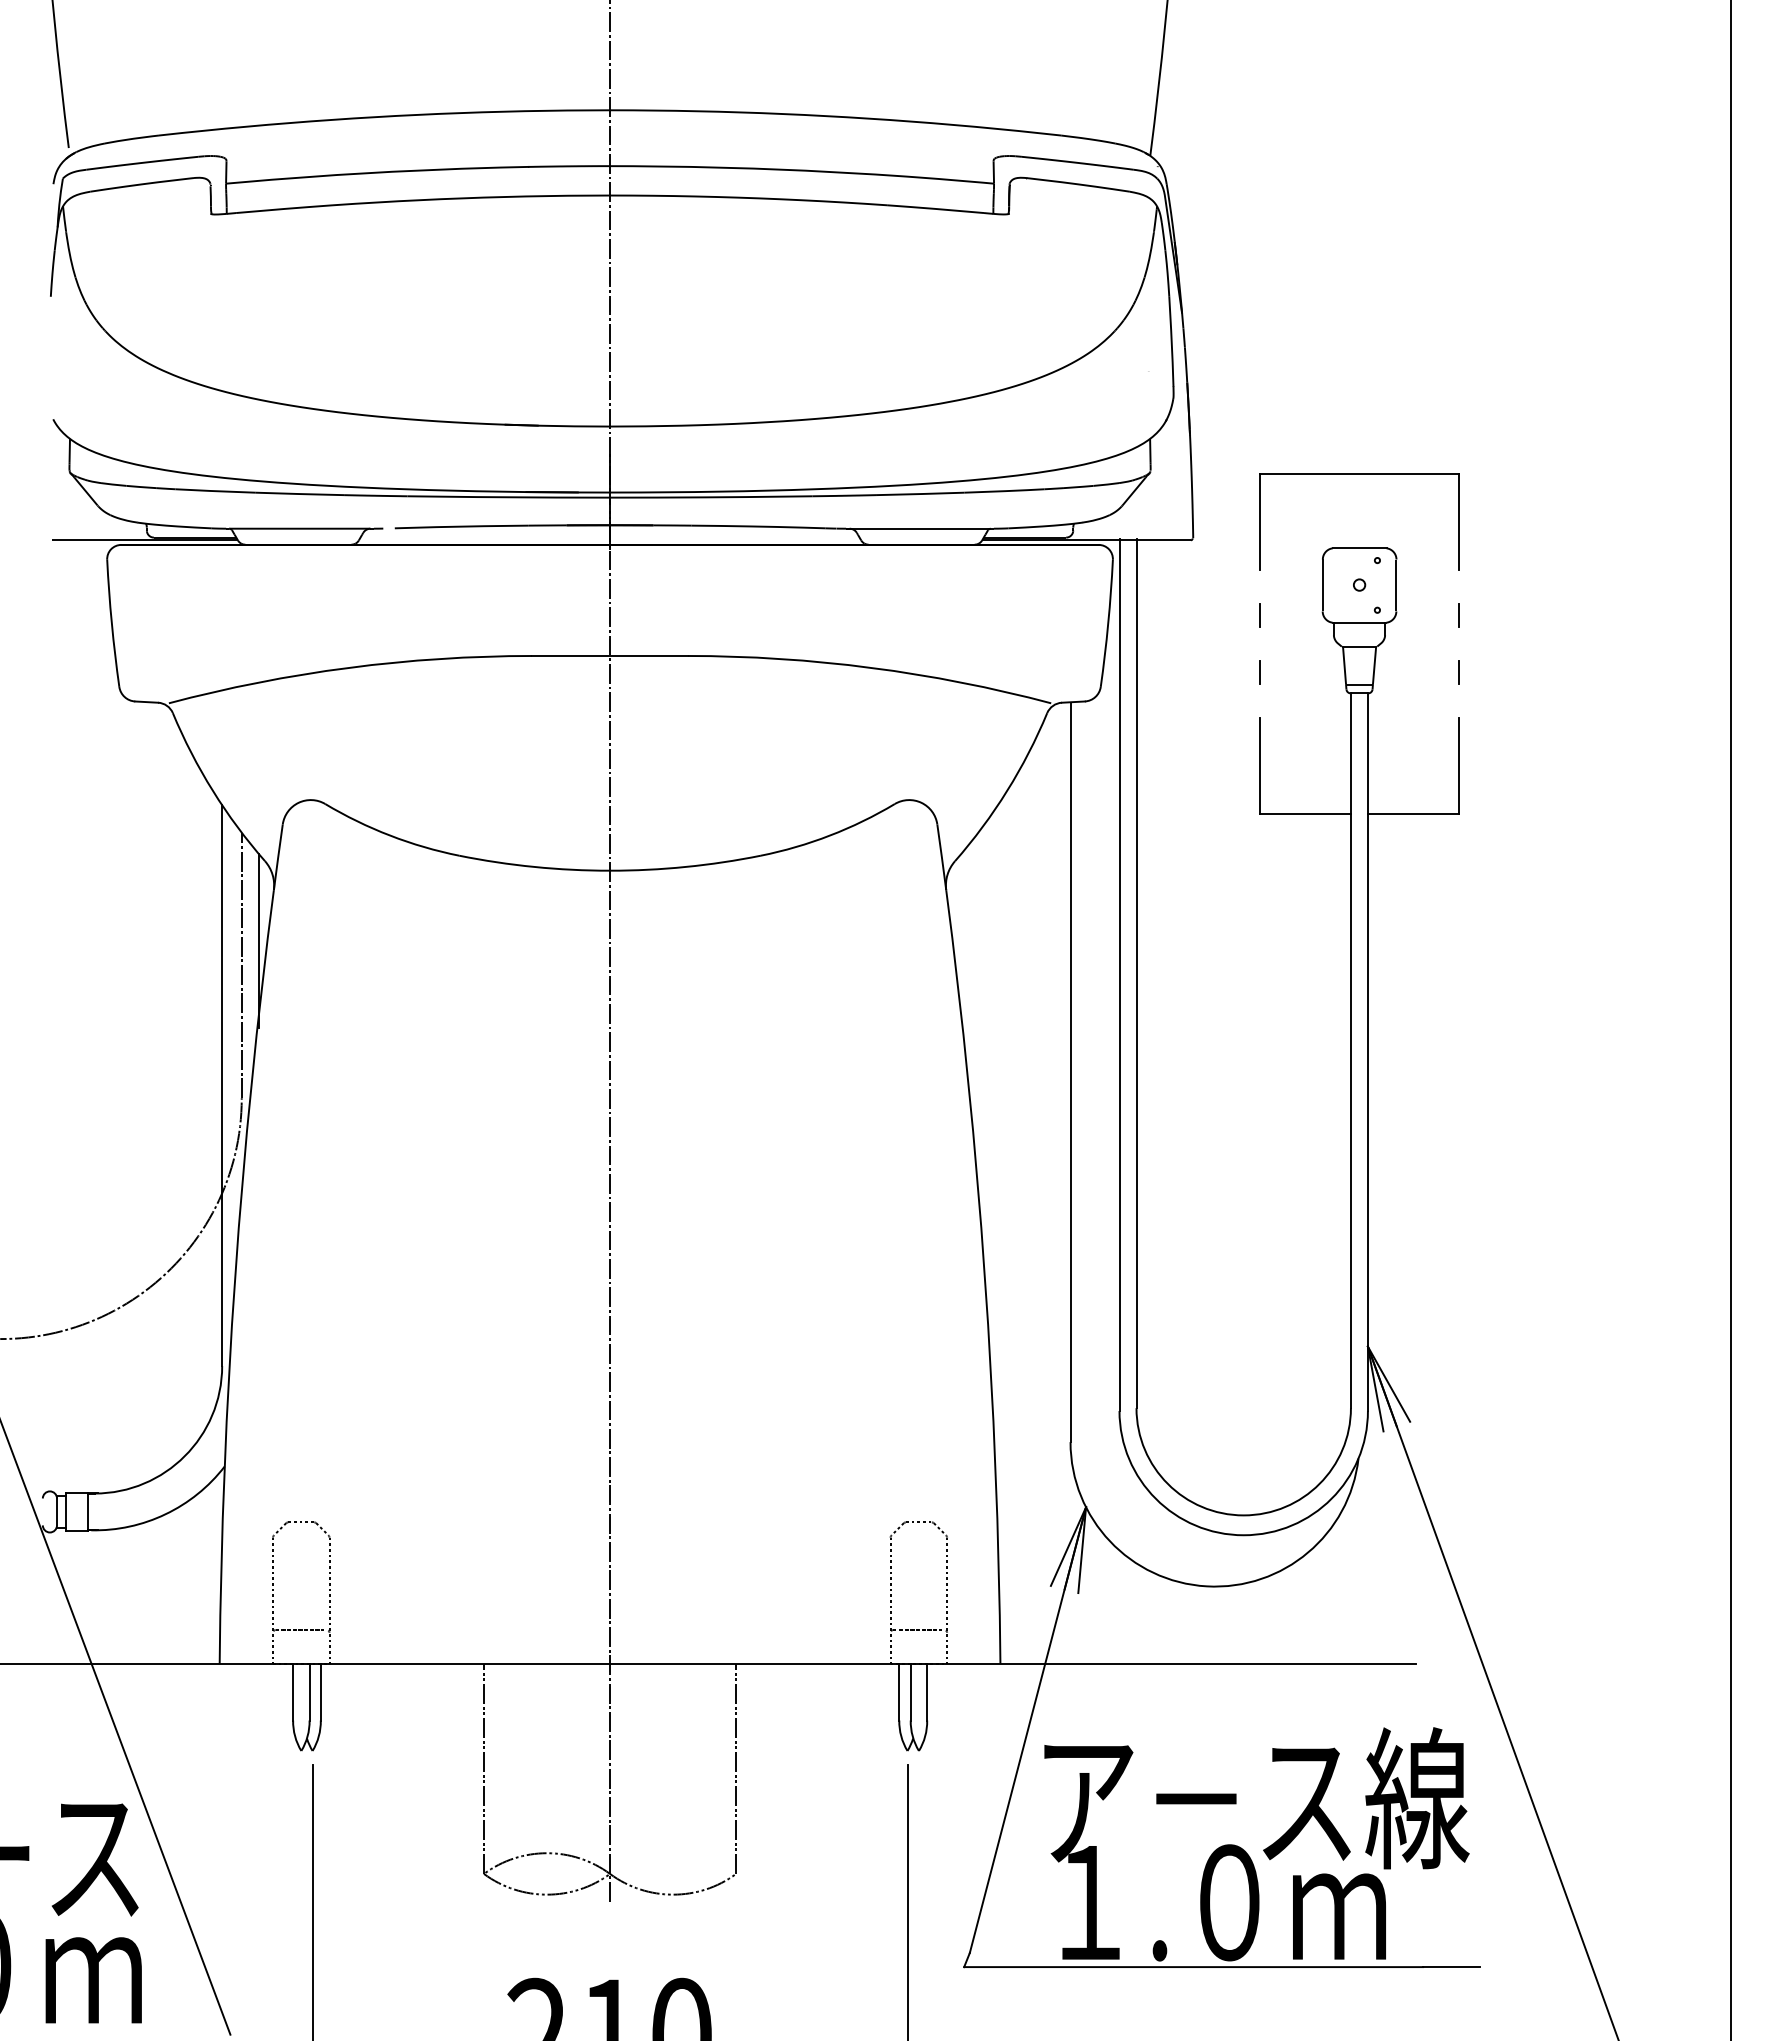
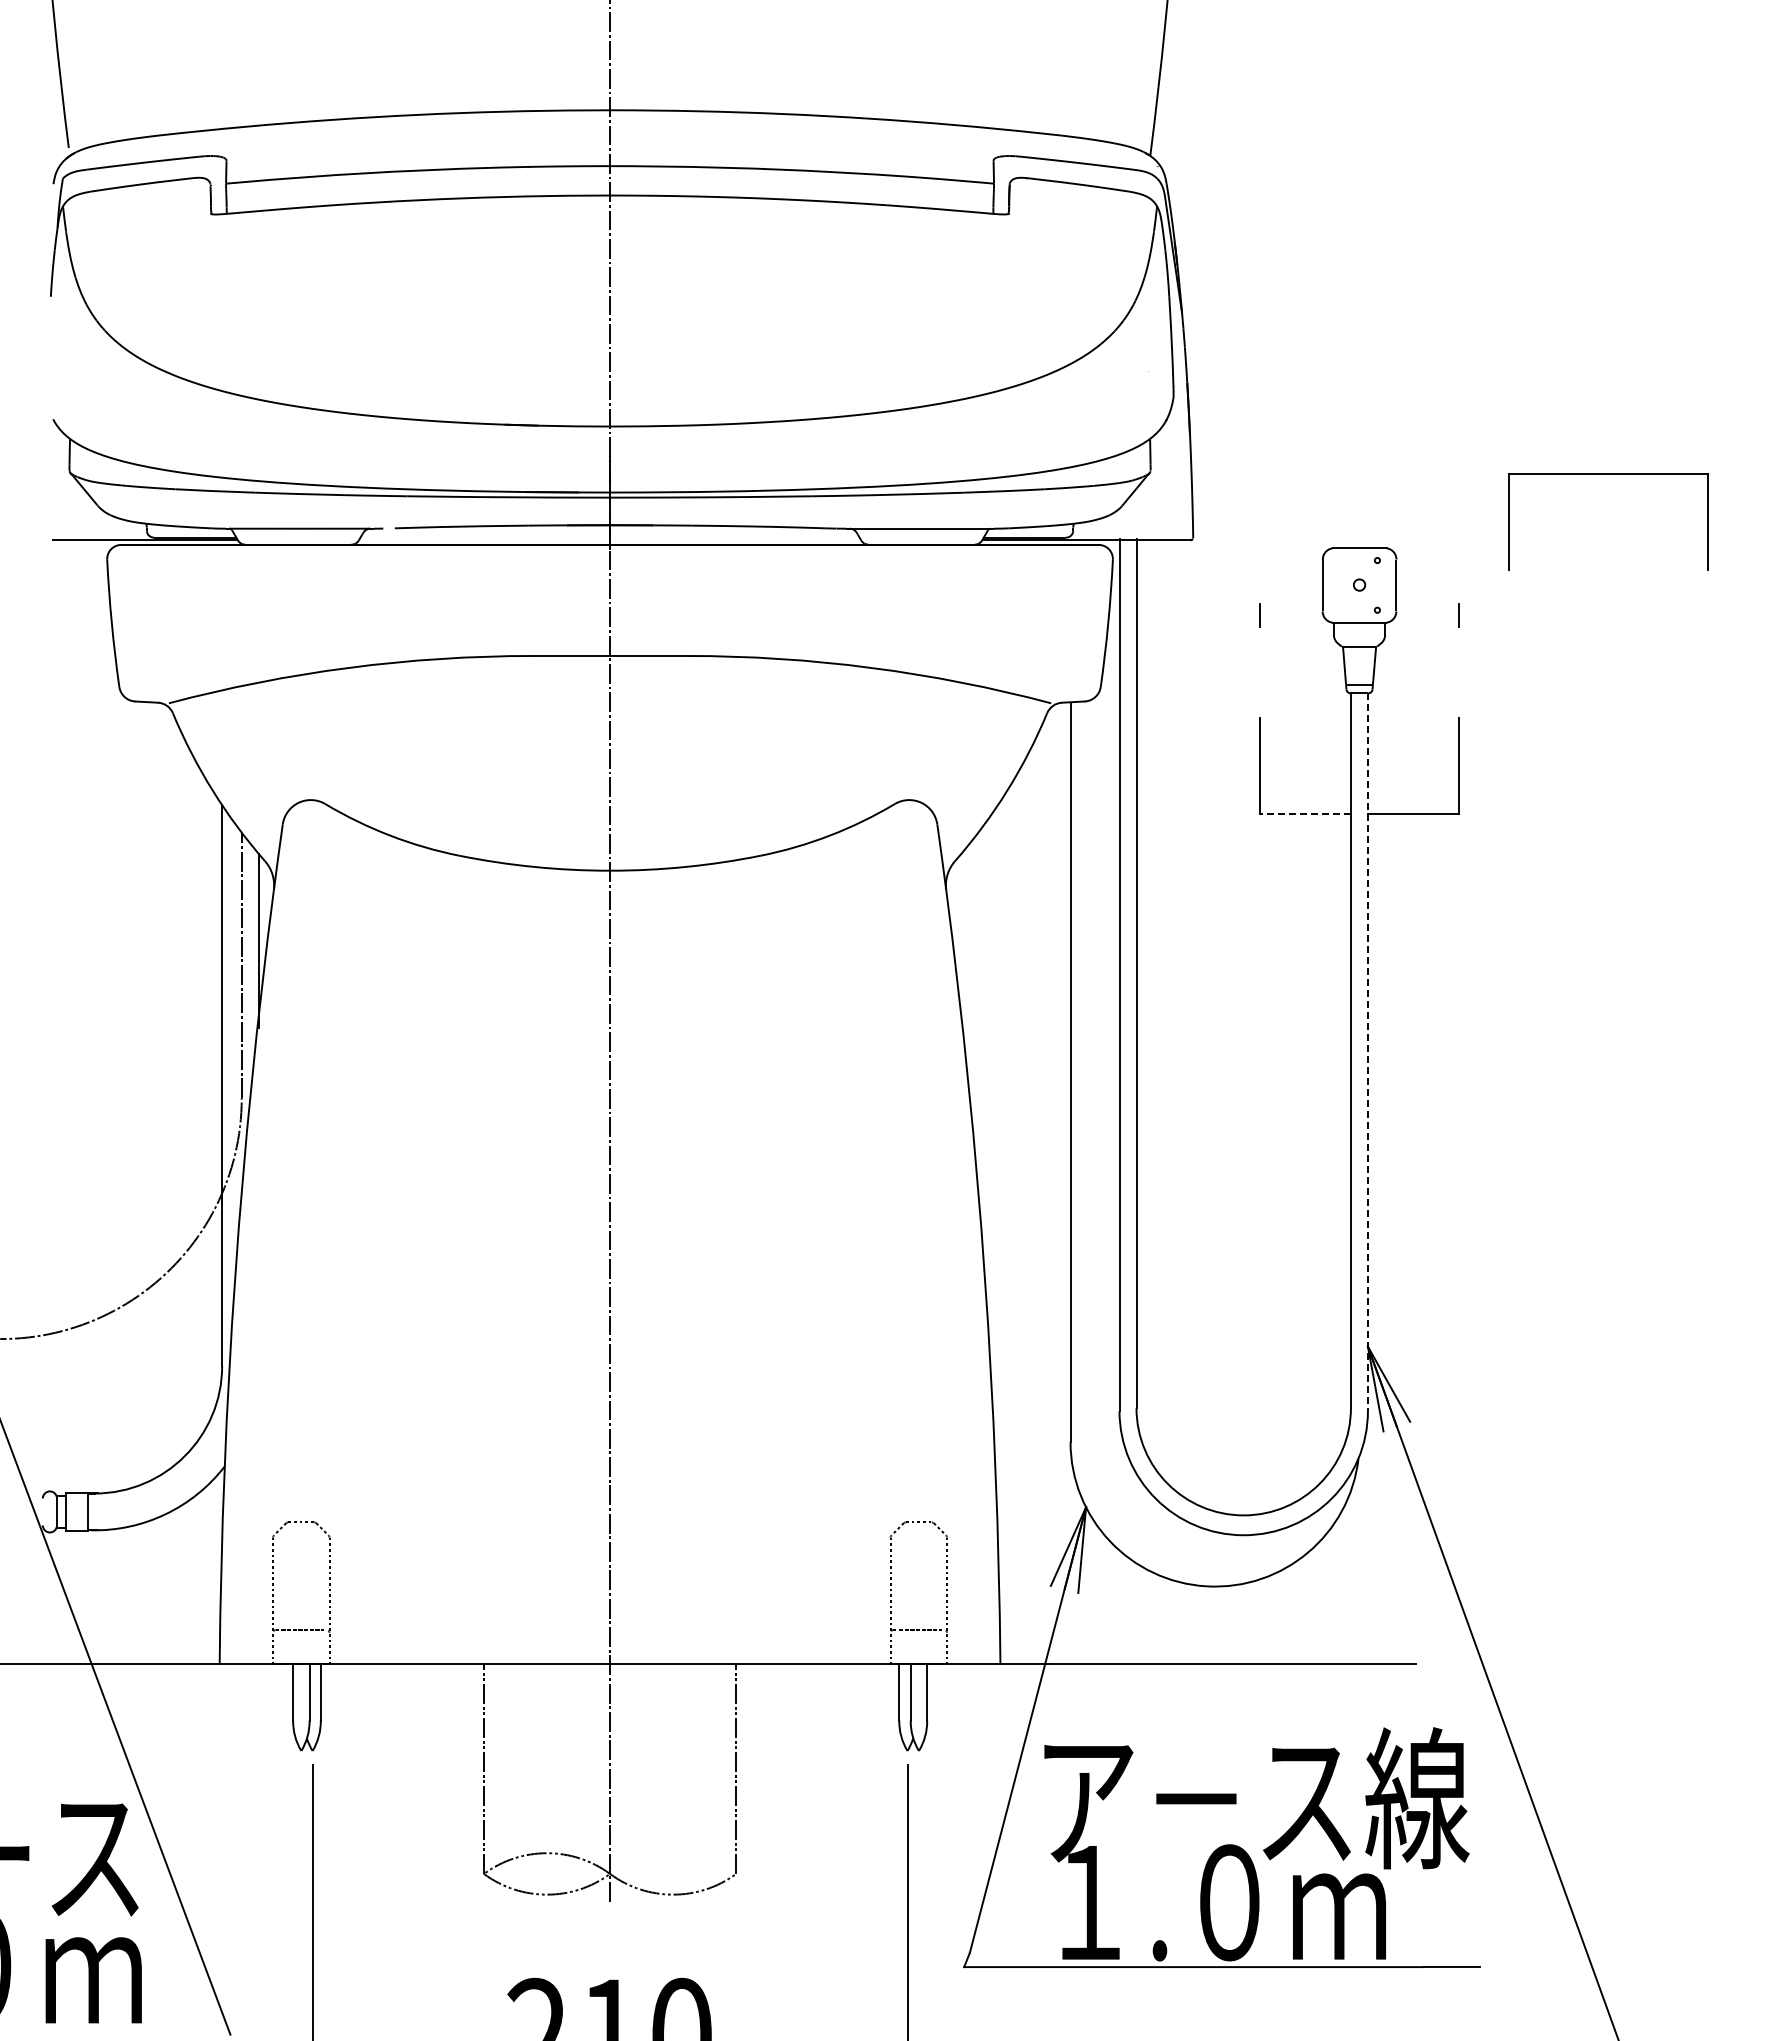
part position: (1359, 474) -> (1608, 474) (1608, 474)
line: present -> none (1259, 672)
line: present -> none (1458, 672)
line: solid -> dashed (1305, 814)
line: present -> none (1730, 1019)
line: solid -> dashed (1367, 1052)
